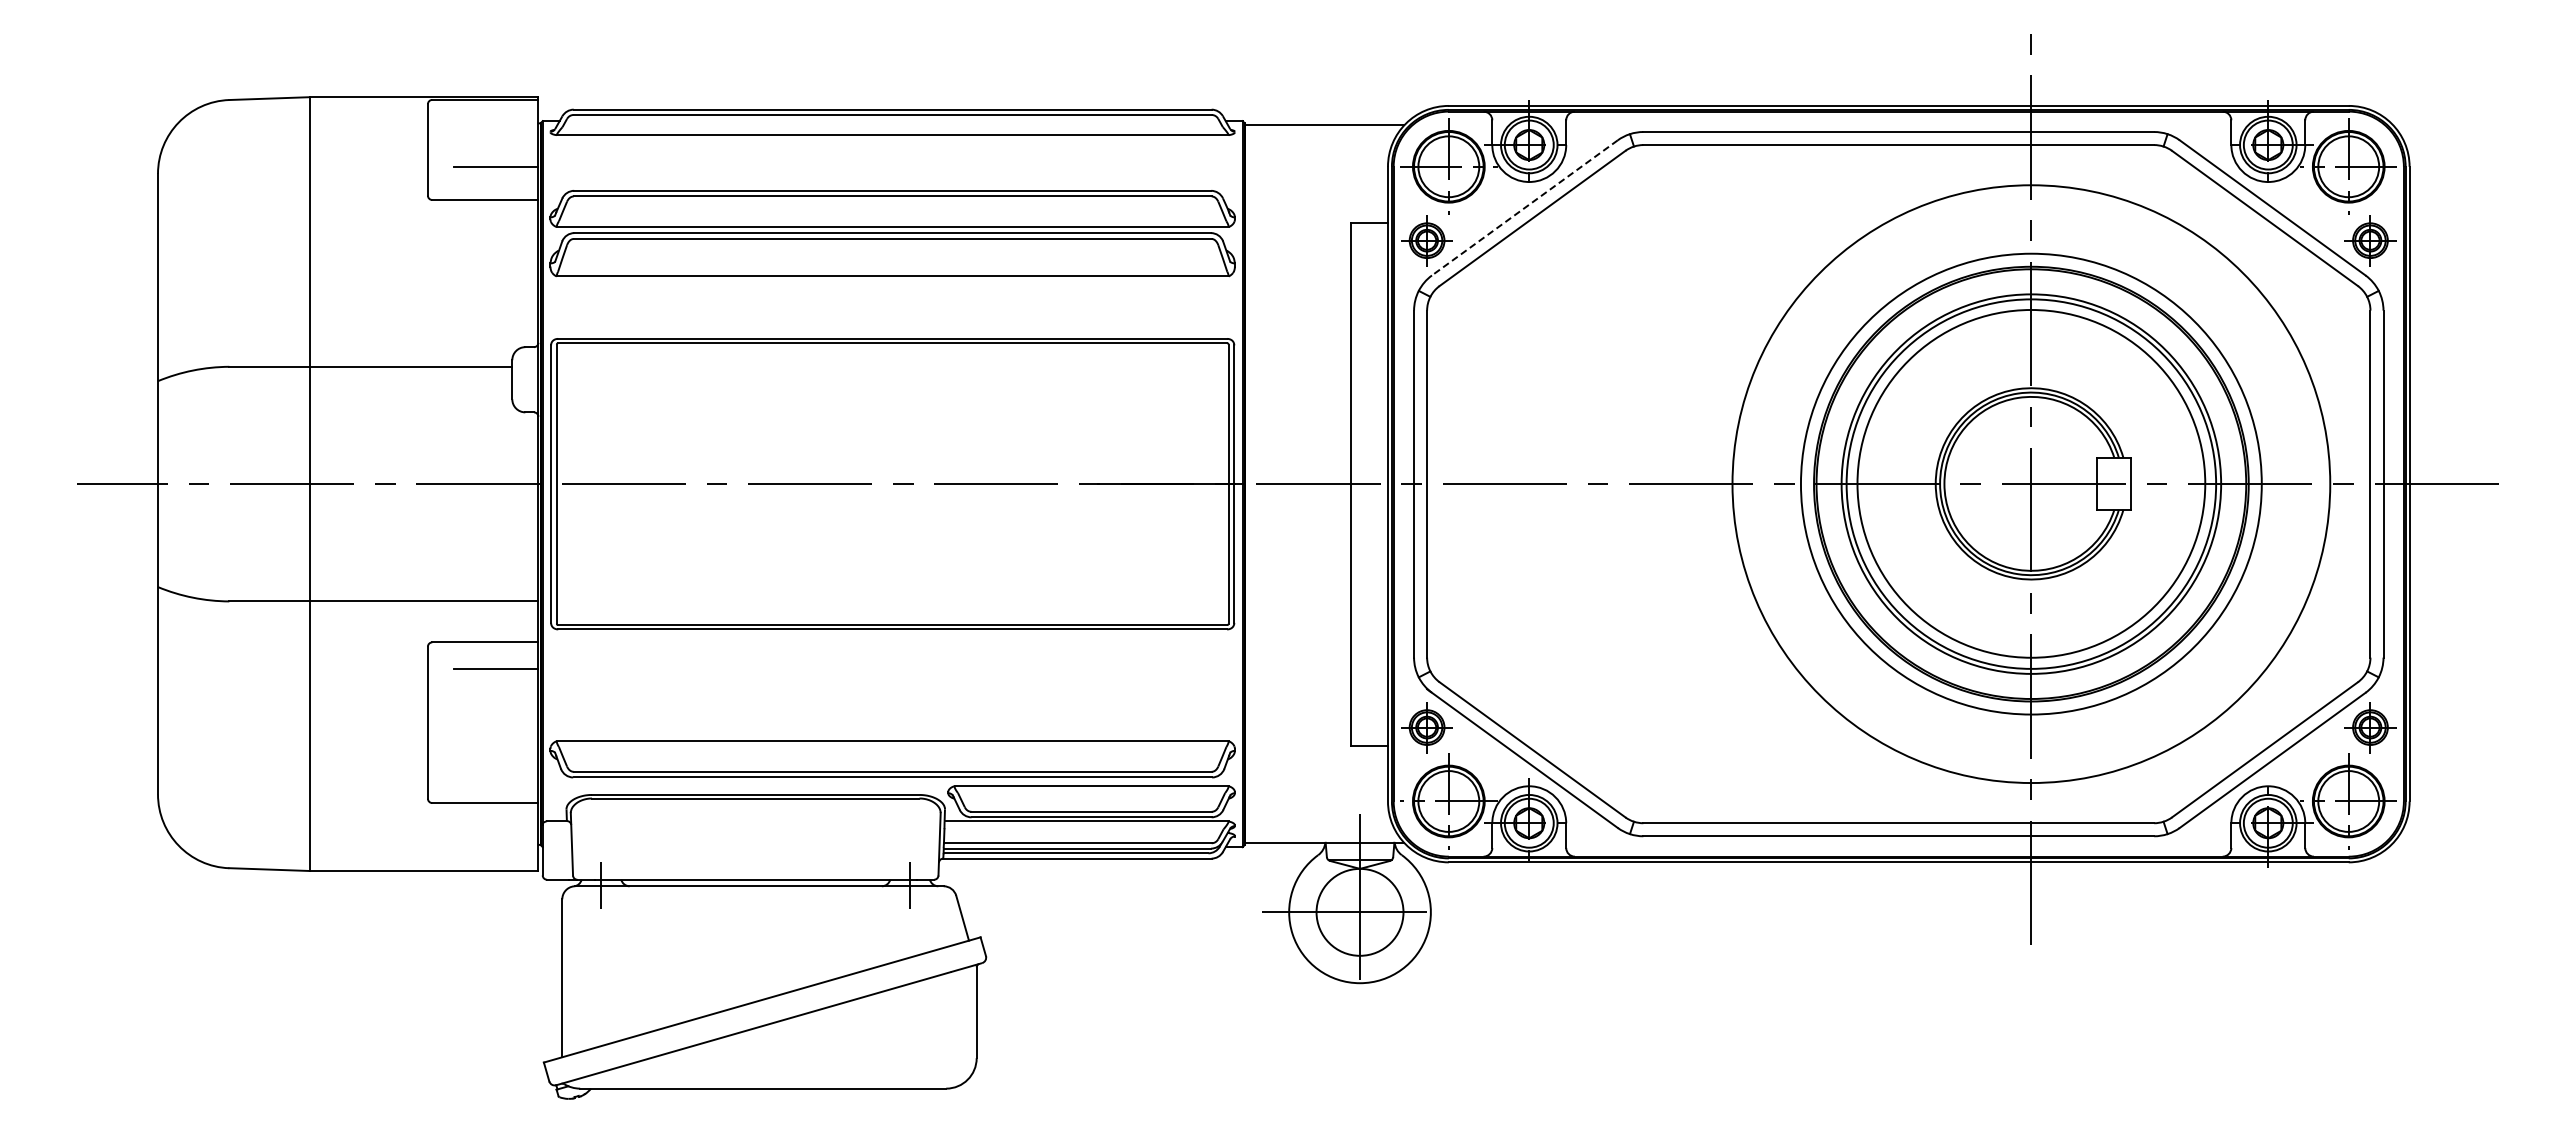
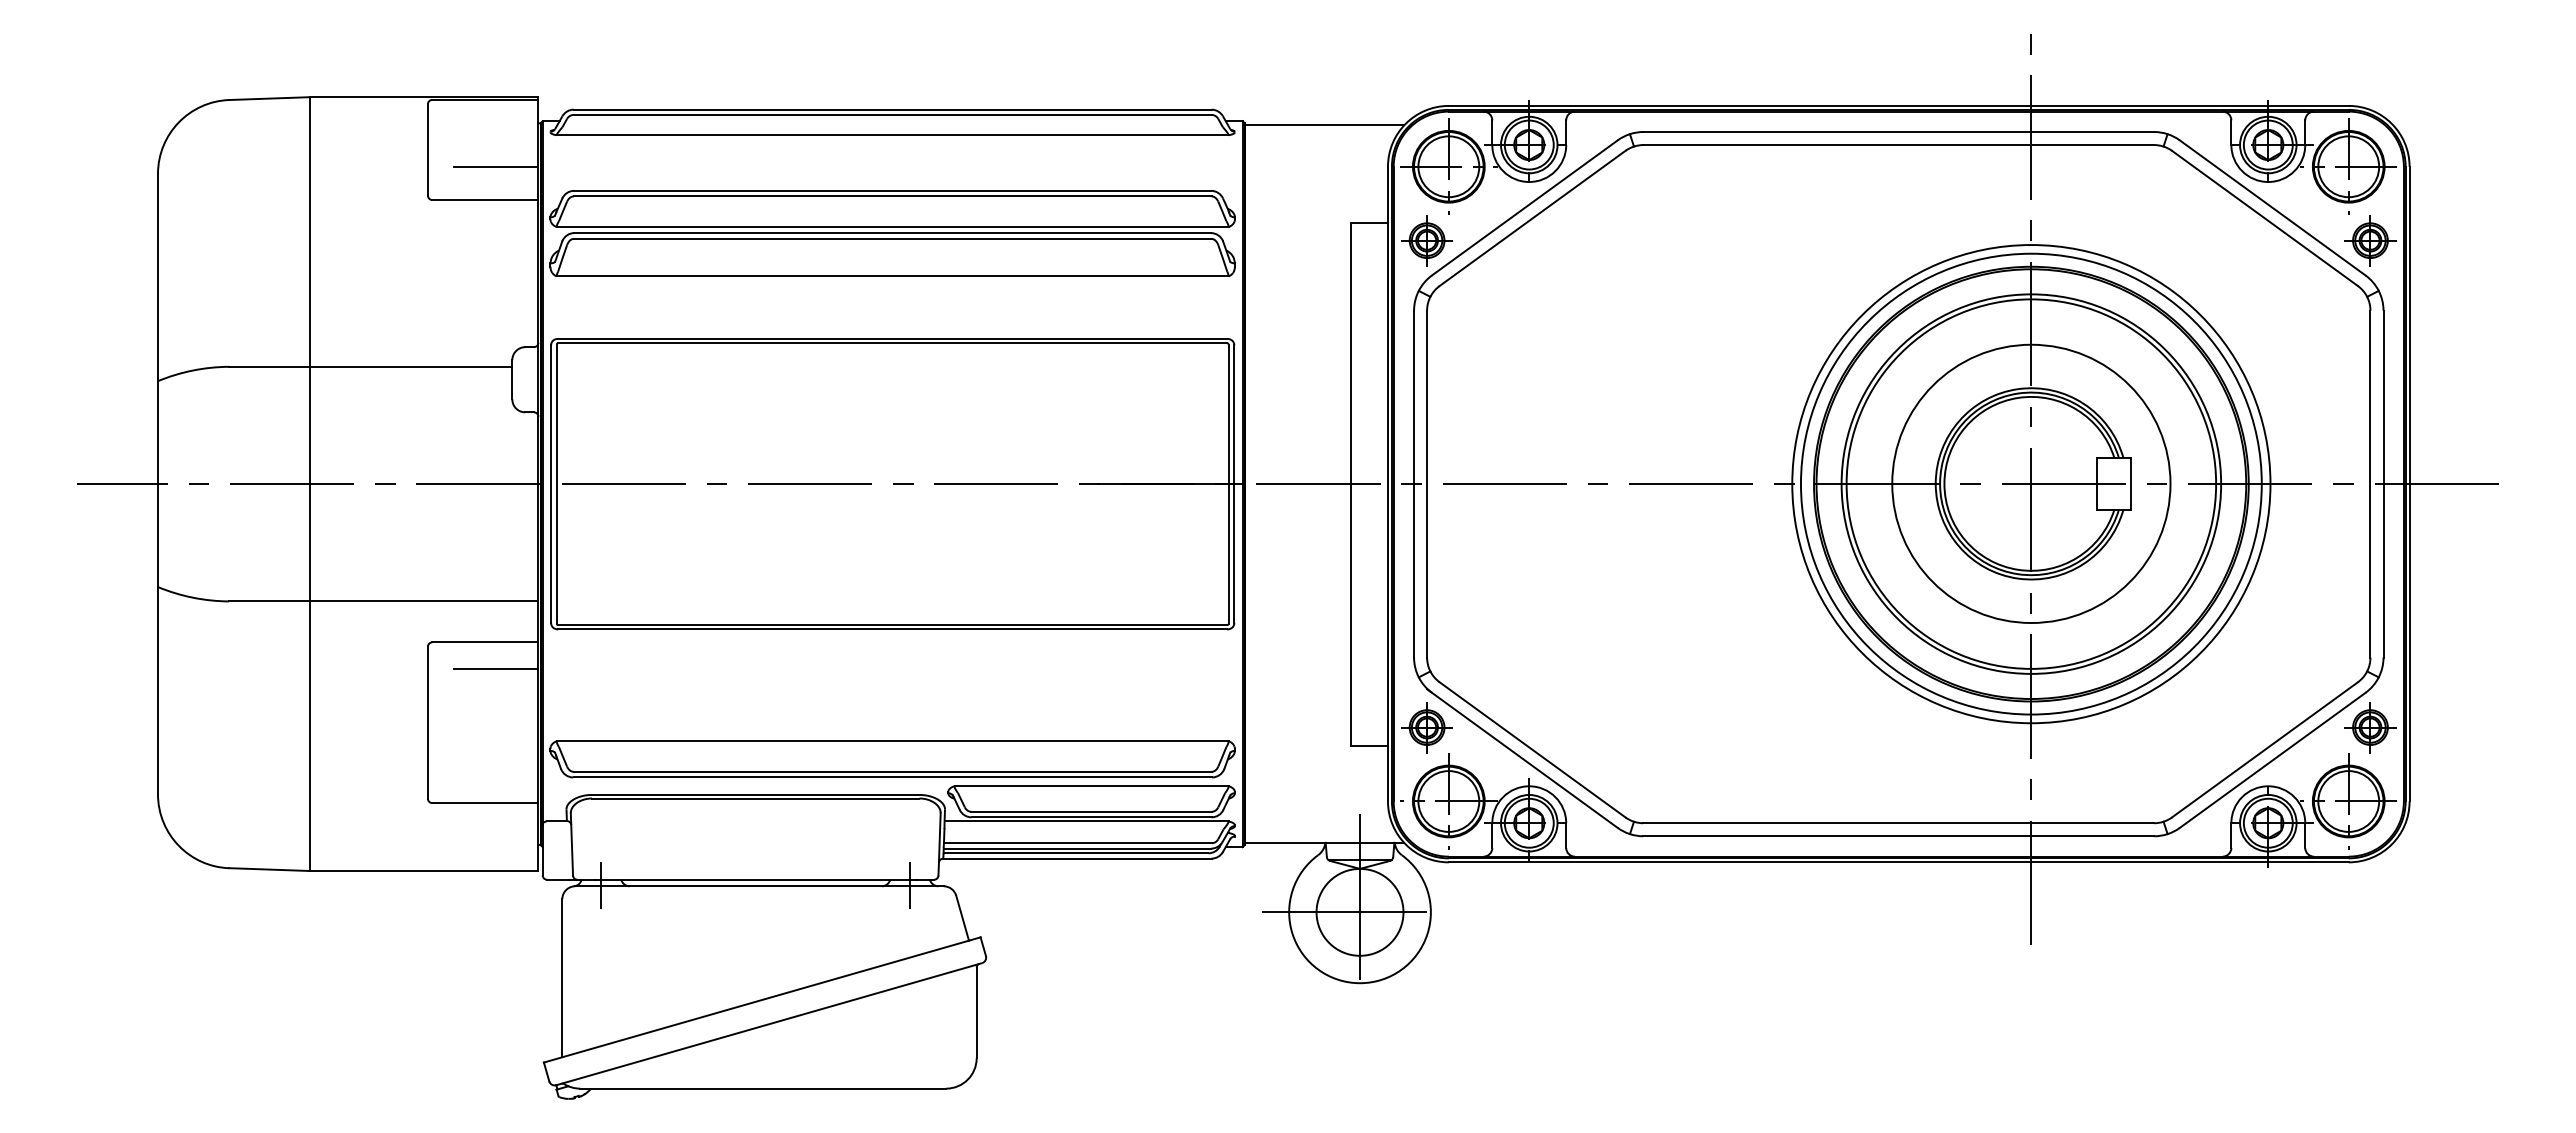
line: dashed -> solid (1524, 207)
circle diameter: 348 px -> 278 px (2031, 483)
circle diameter: 598 px -> 478 px (2031, 484)
